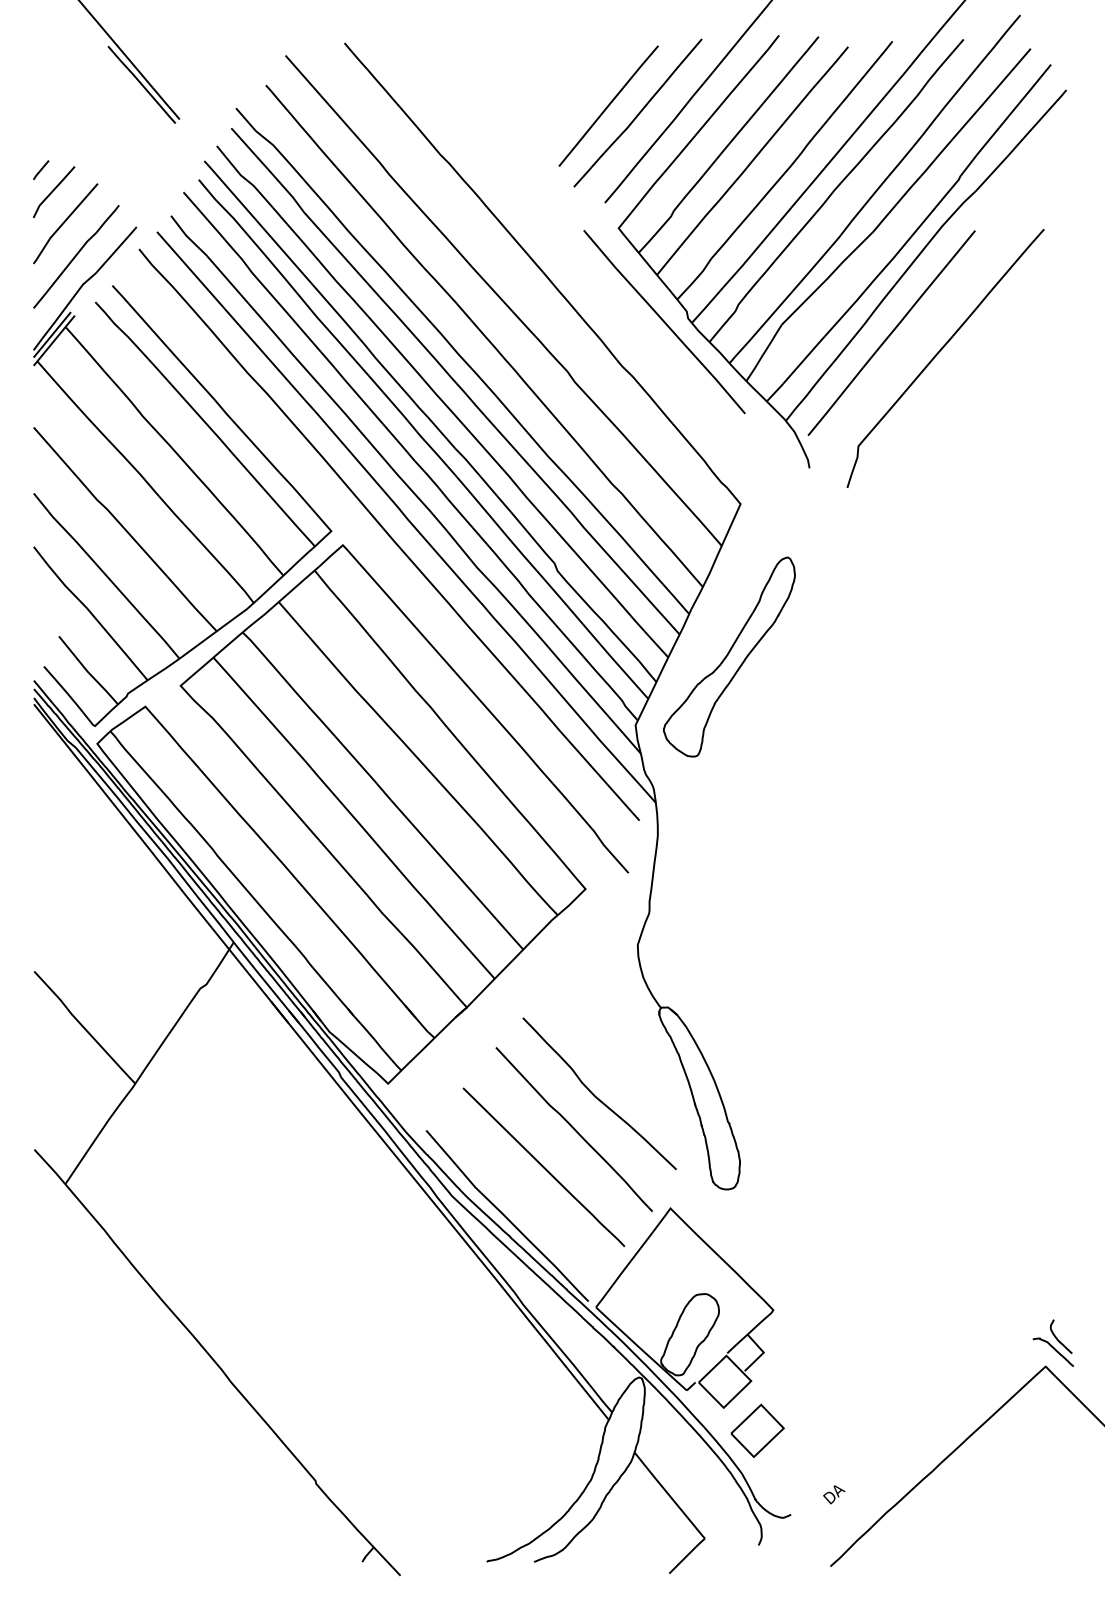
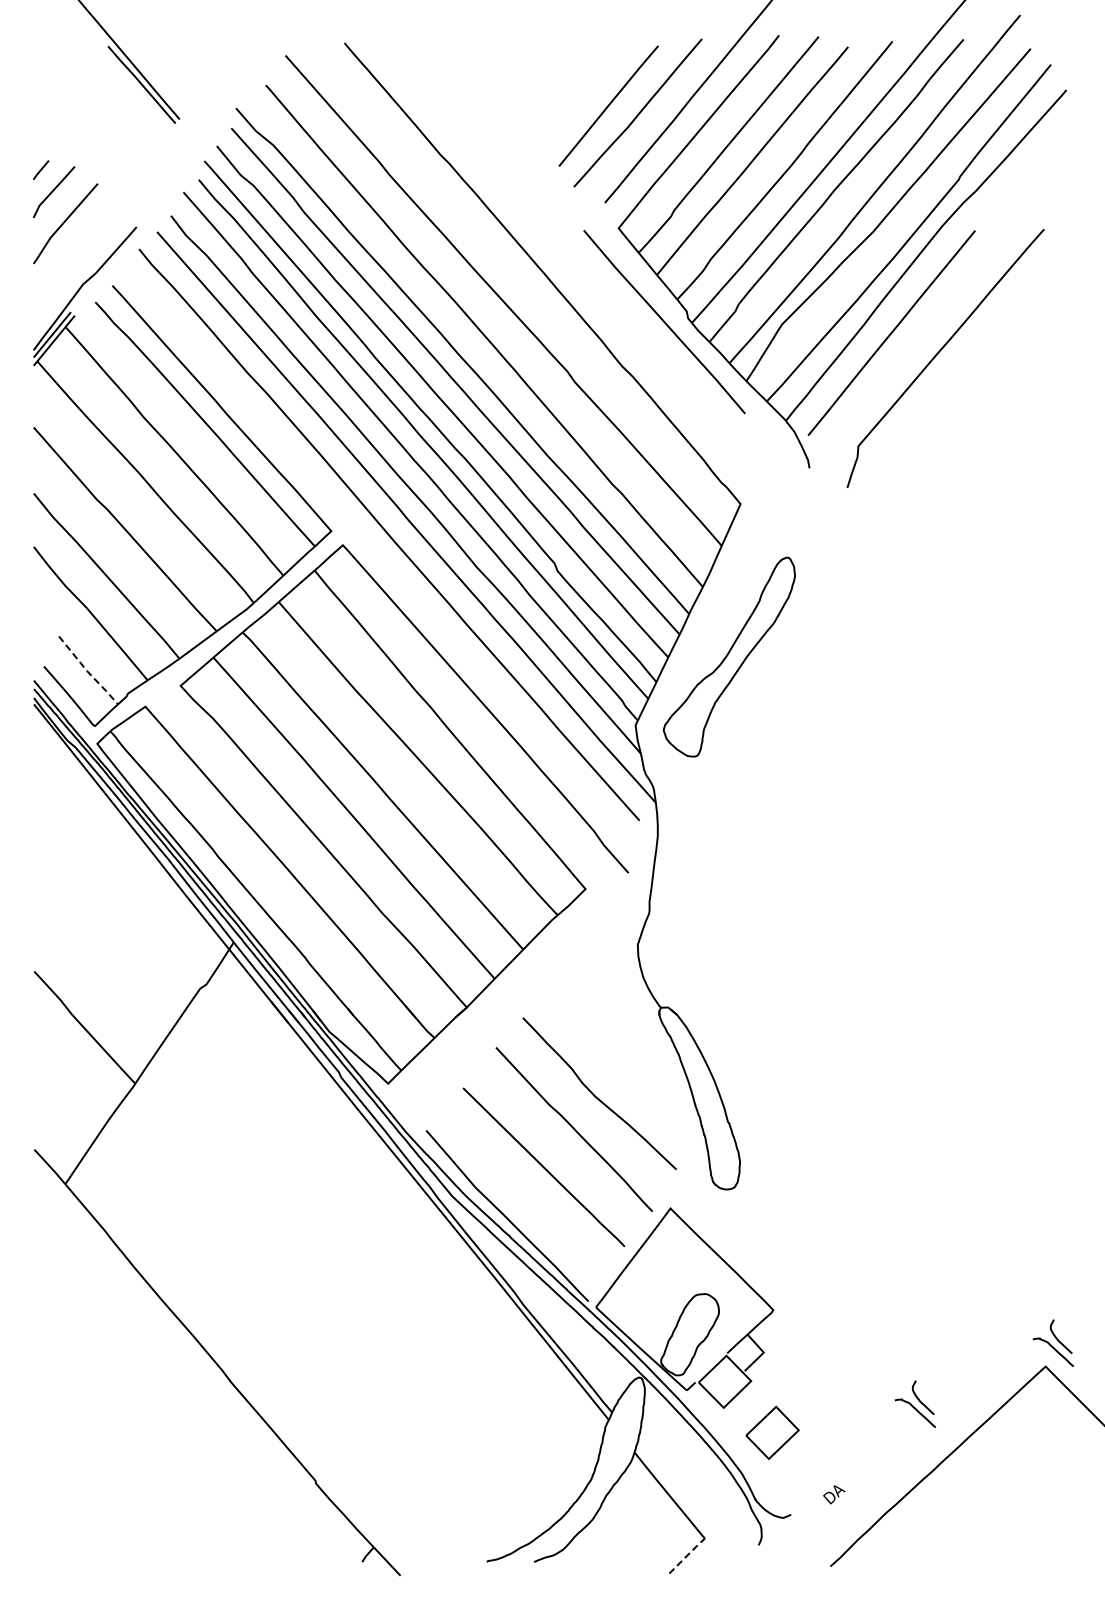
curve: present -> none (76, 256)
line: solid -> dashed (87, 671)
part: none -> present (914, 1403)
part position: (757, 1430) -> (772, 1432) (772, 1432)
line: solid -> dashed (687, 1555)
